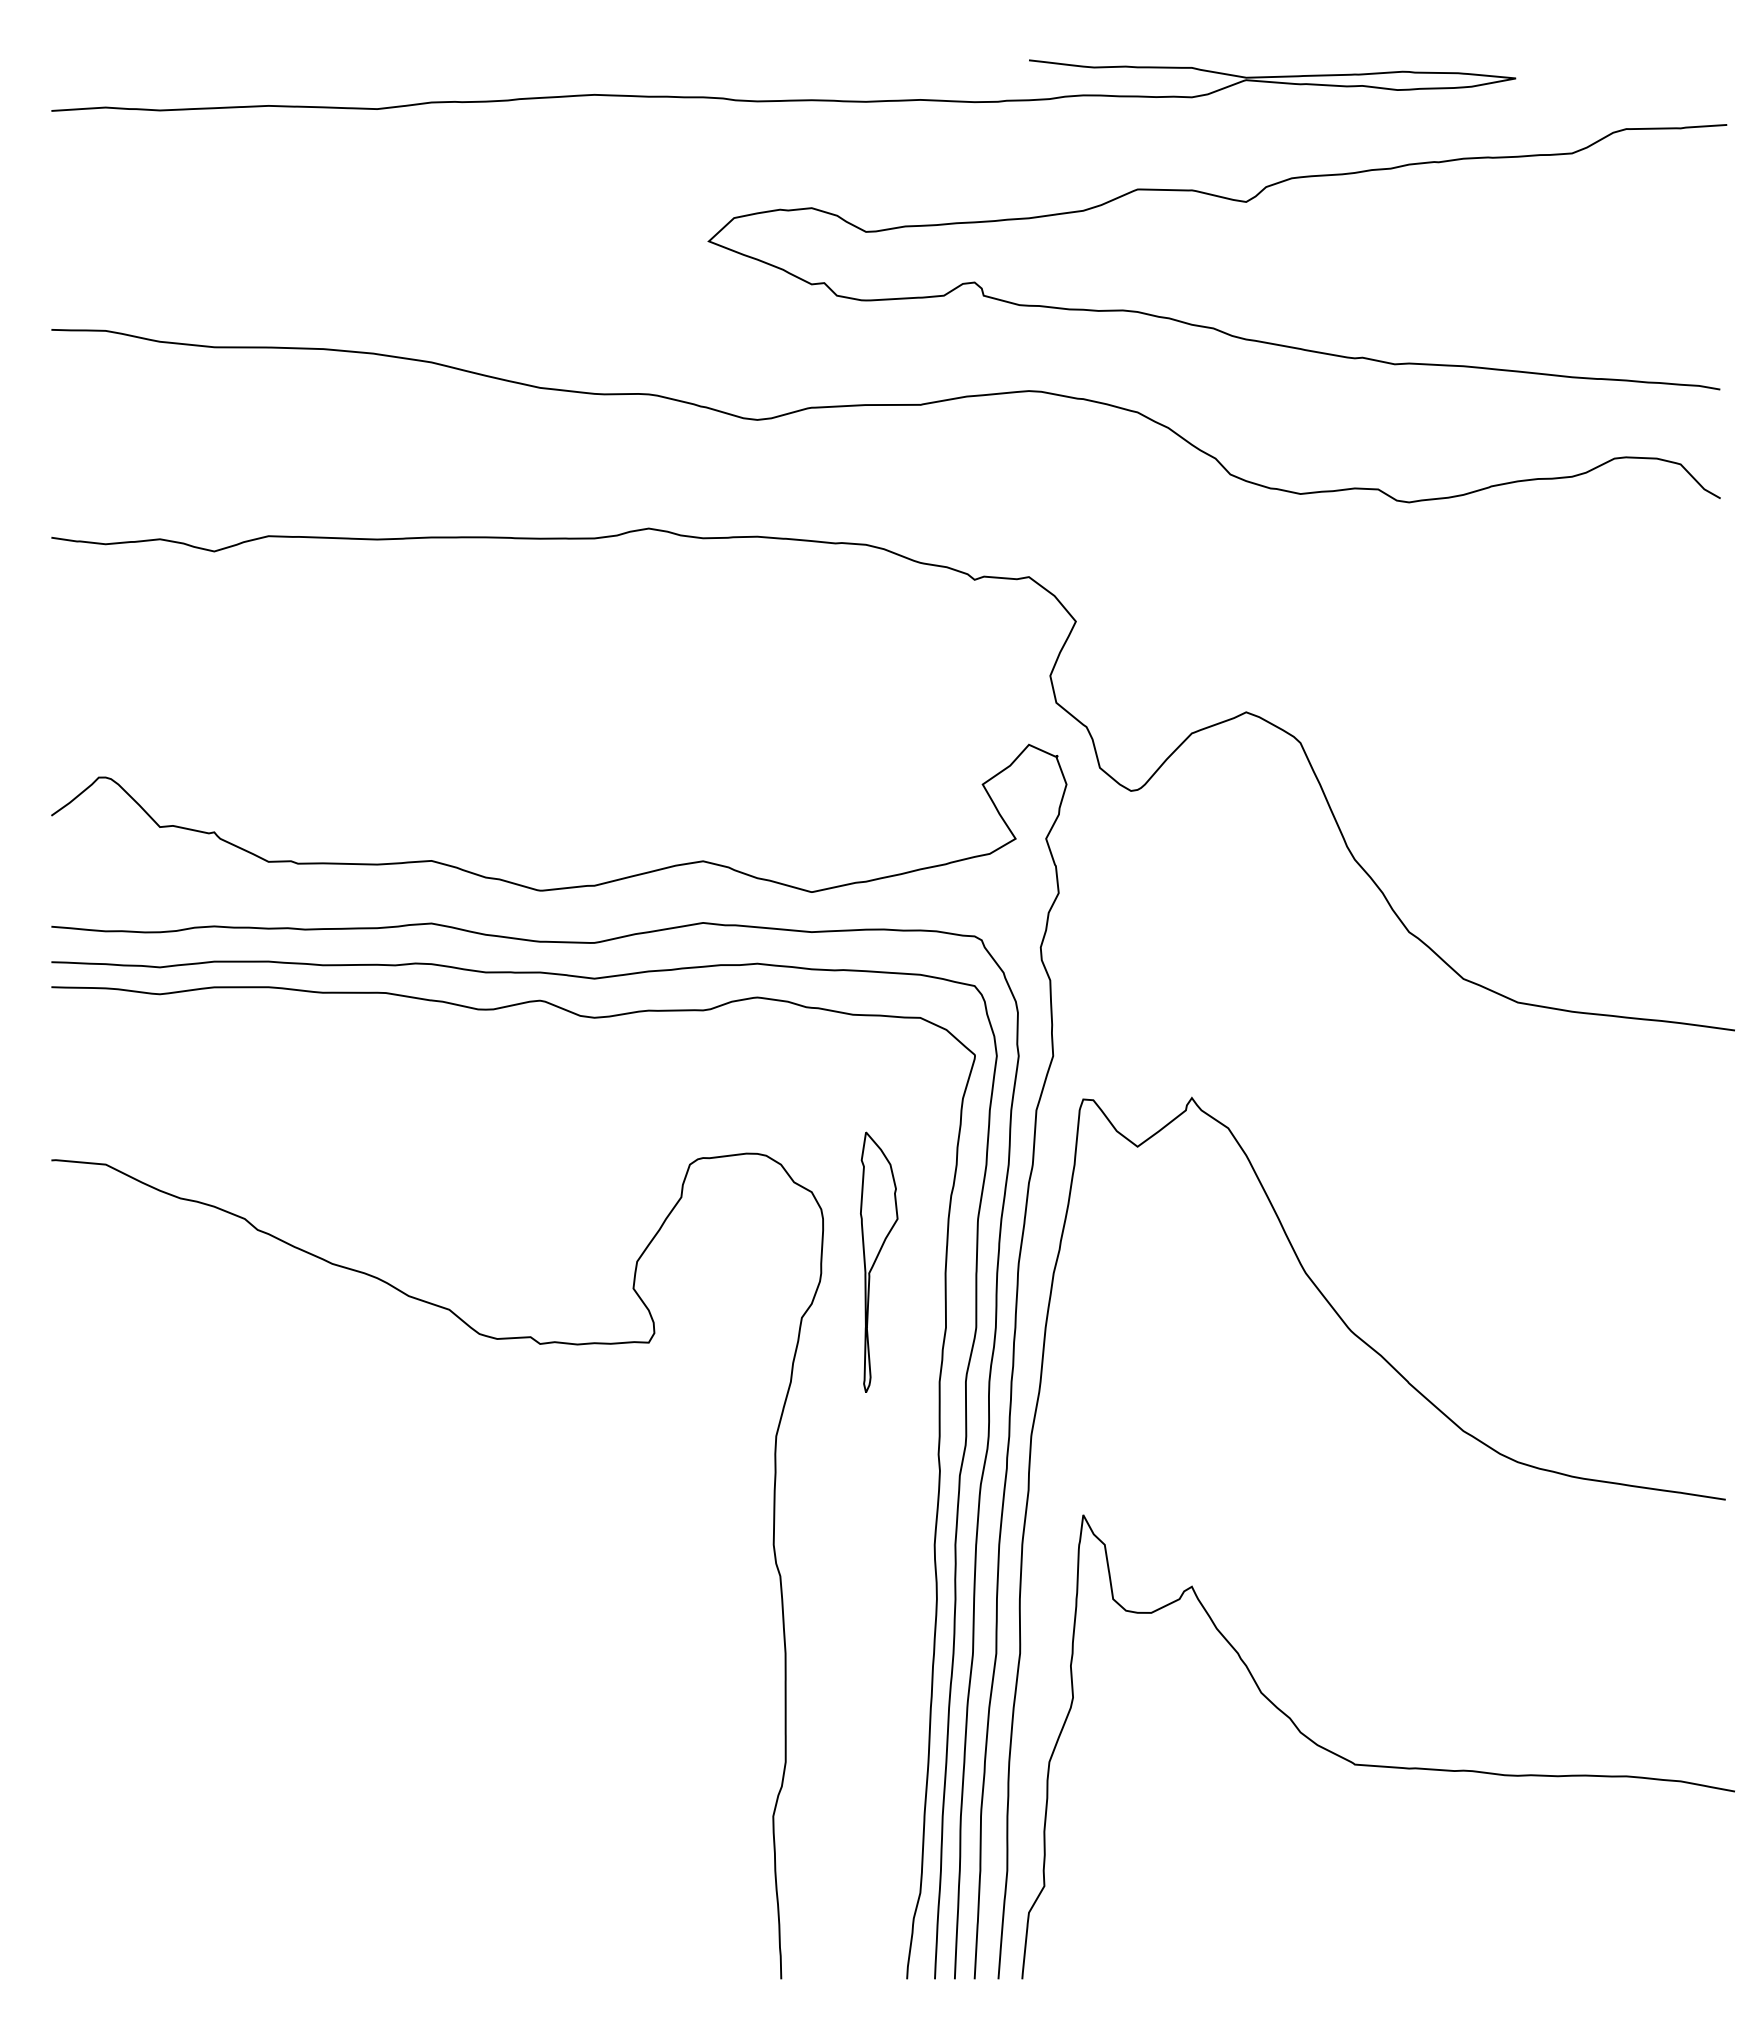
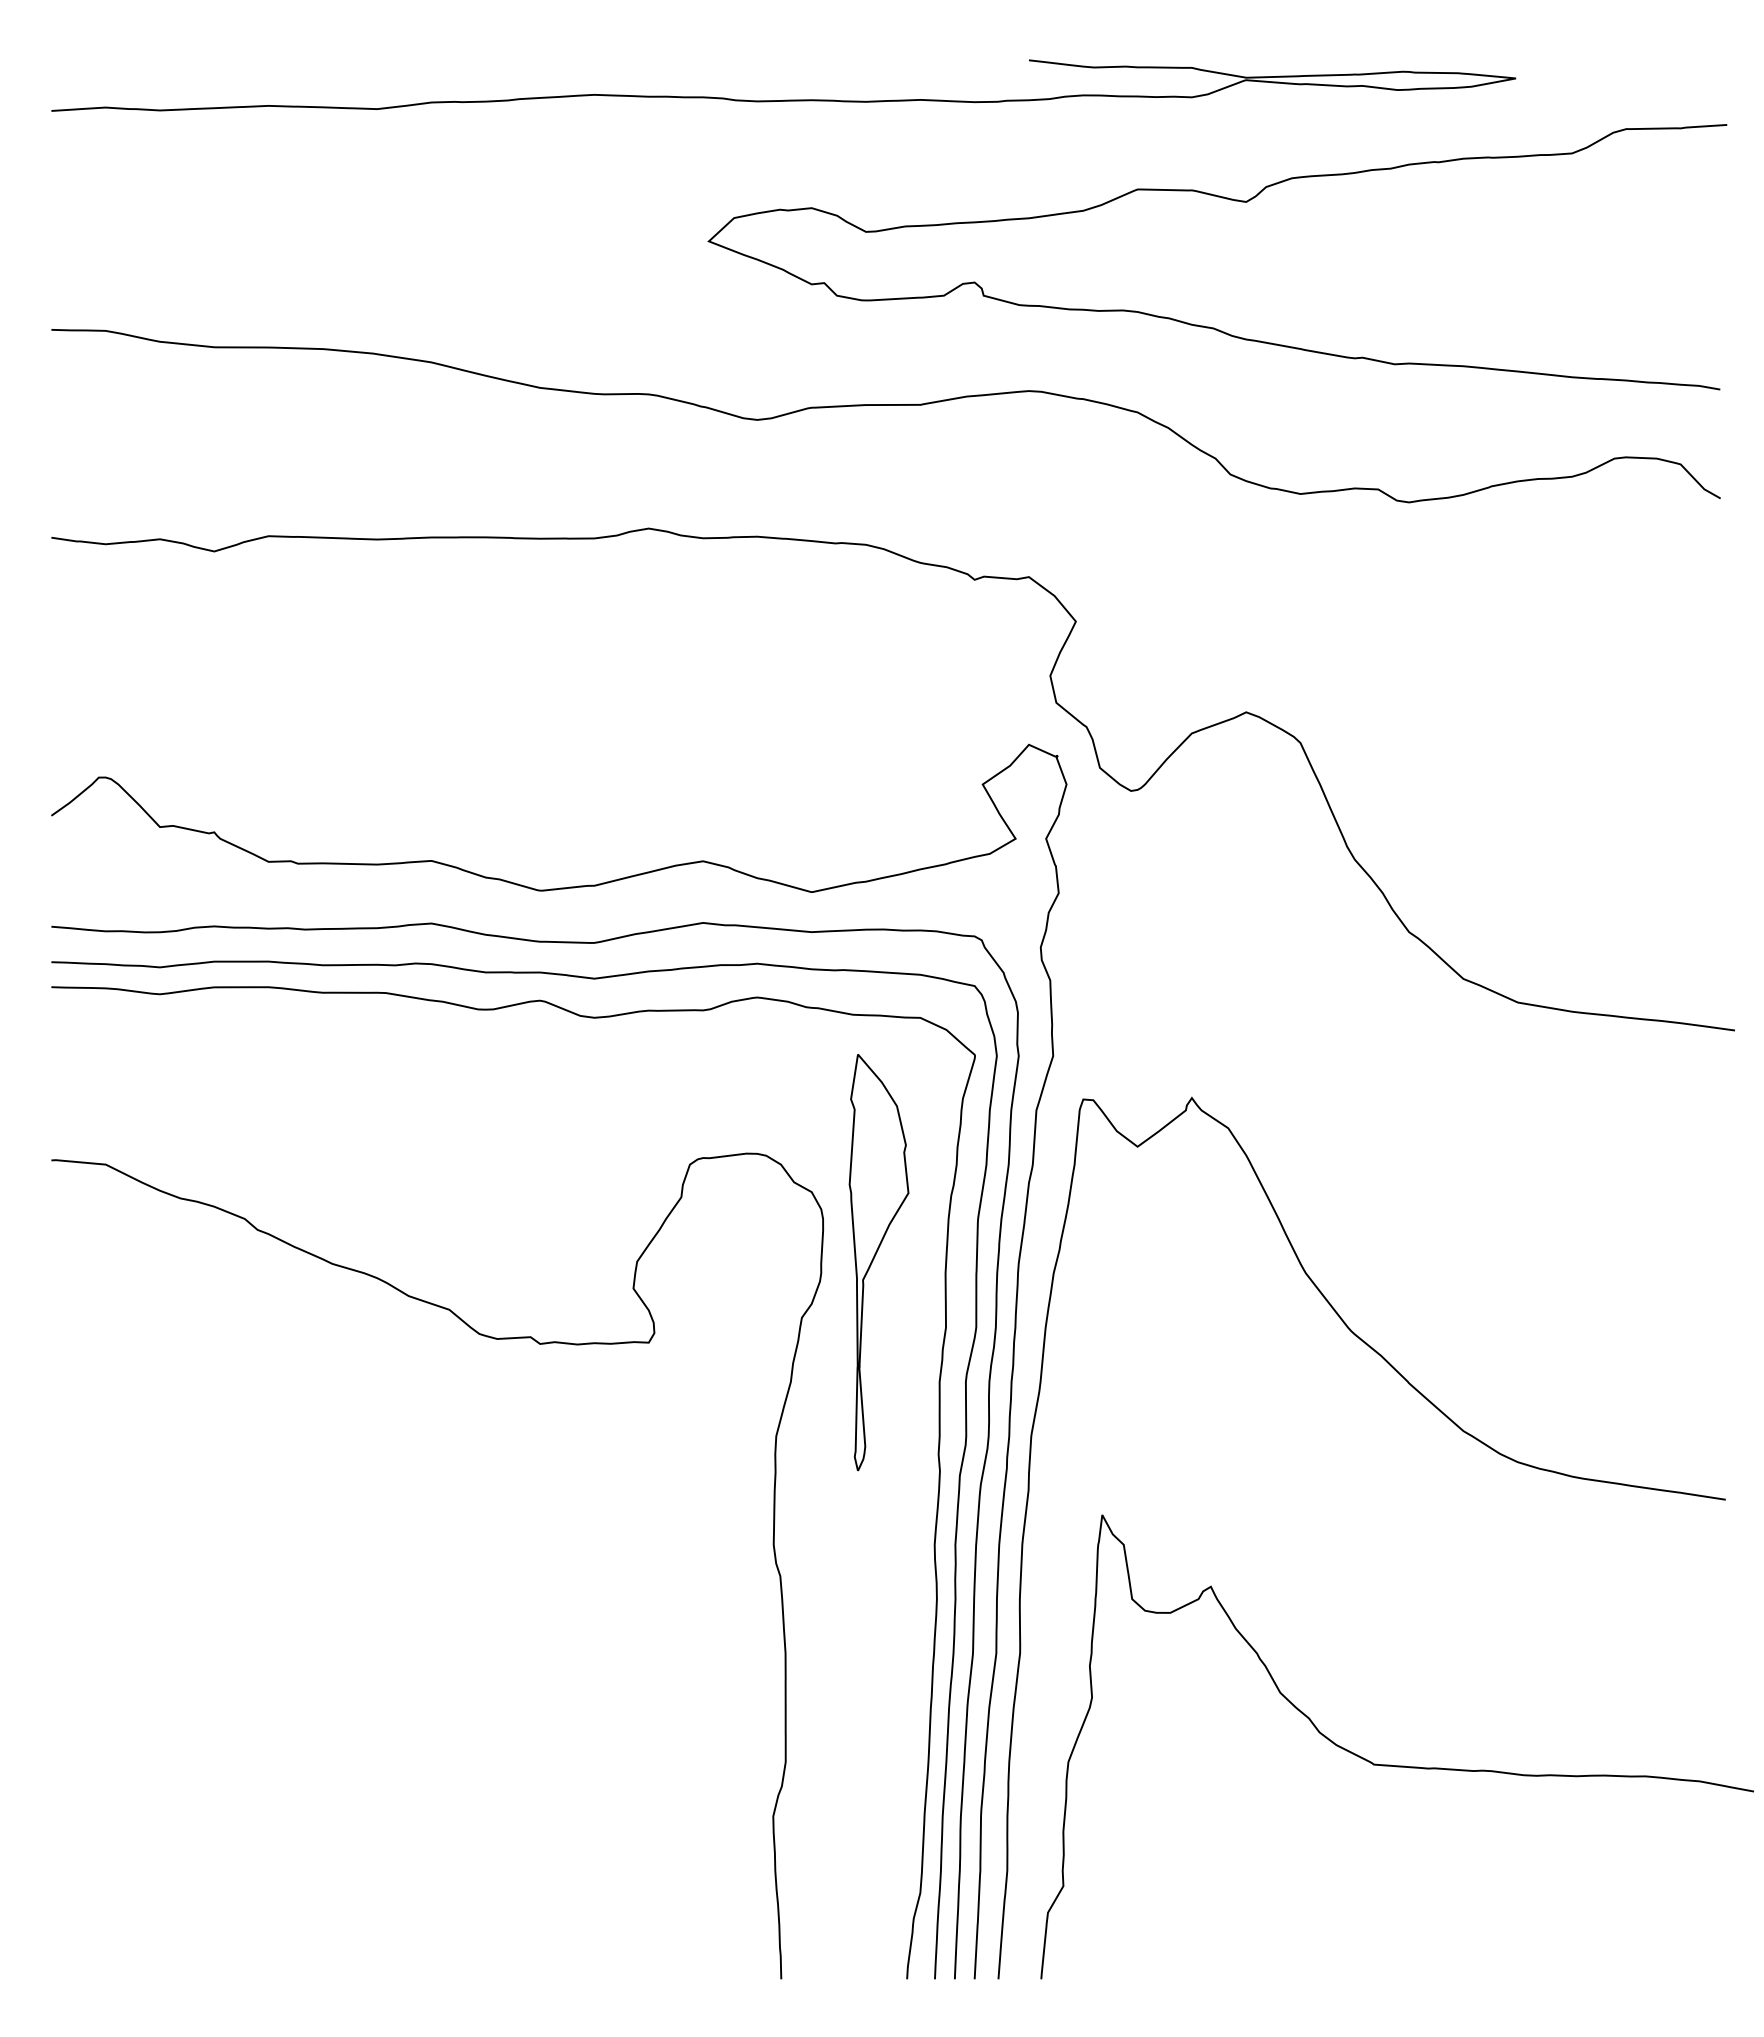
part size: 39x262 px -> 62x418 px (878, 1262)
curve position: (1371, 1764) -> (1390, 1764) (1390, 1764)
